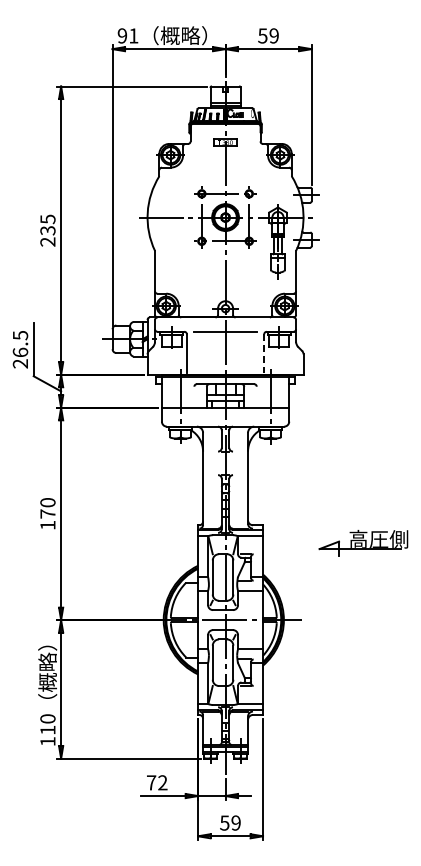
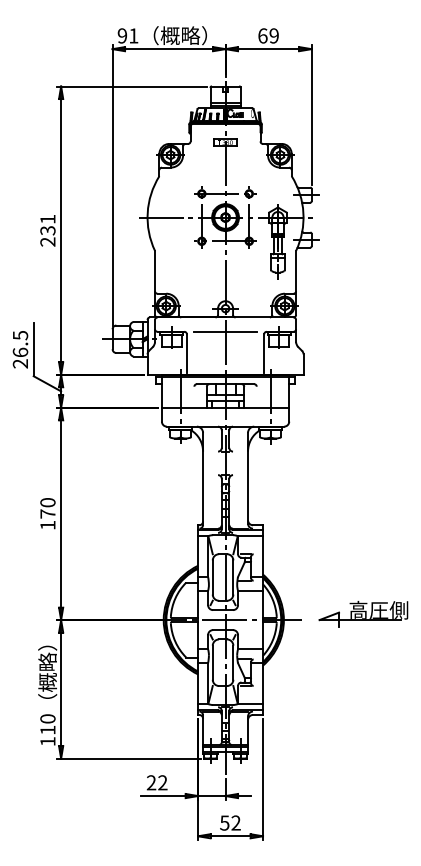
text: 59 -> 69 (262, 35)
text: 235 -> 231 (47, 219)
line: dashed -> solid (264, 353)
part position: (363, 543) -> (363, 614) (363, 614)
text: 72 -> 22 (151, 782)
text: 59 -> 52 (235, 823)
